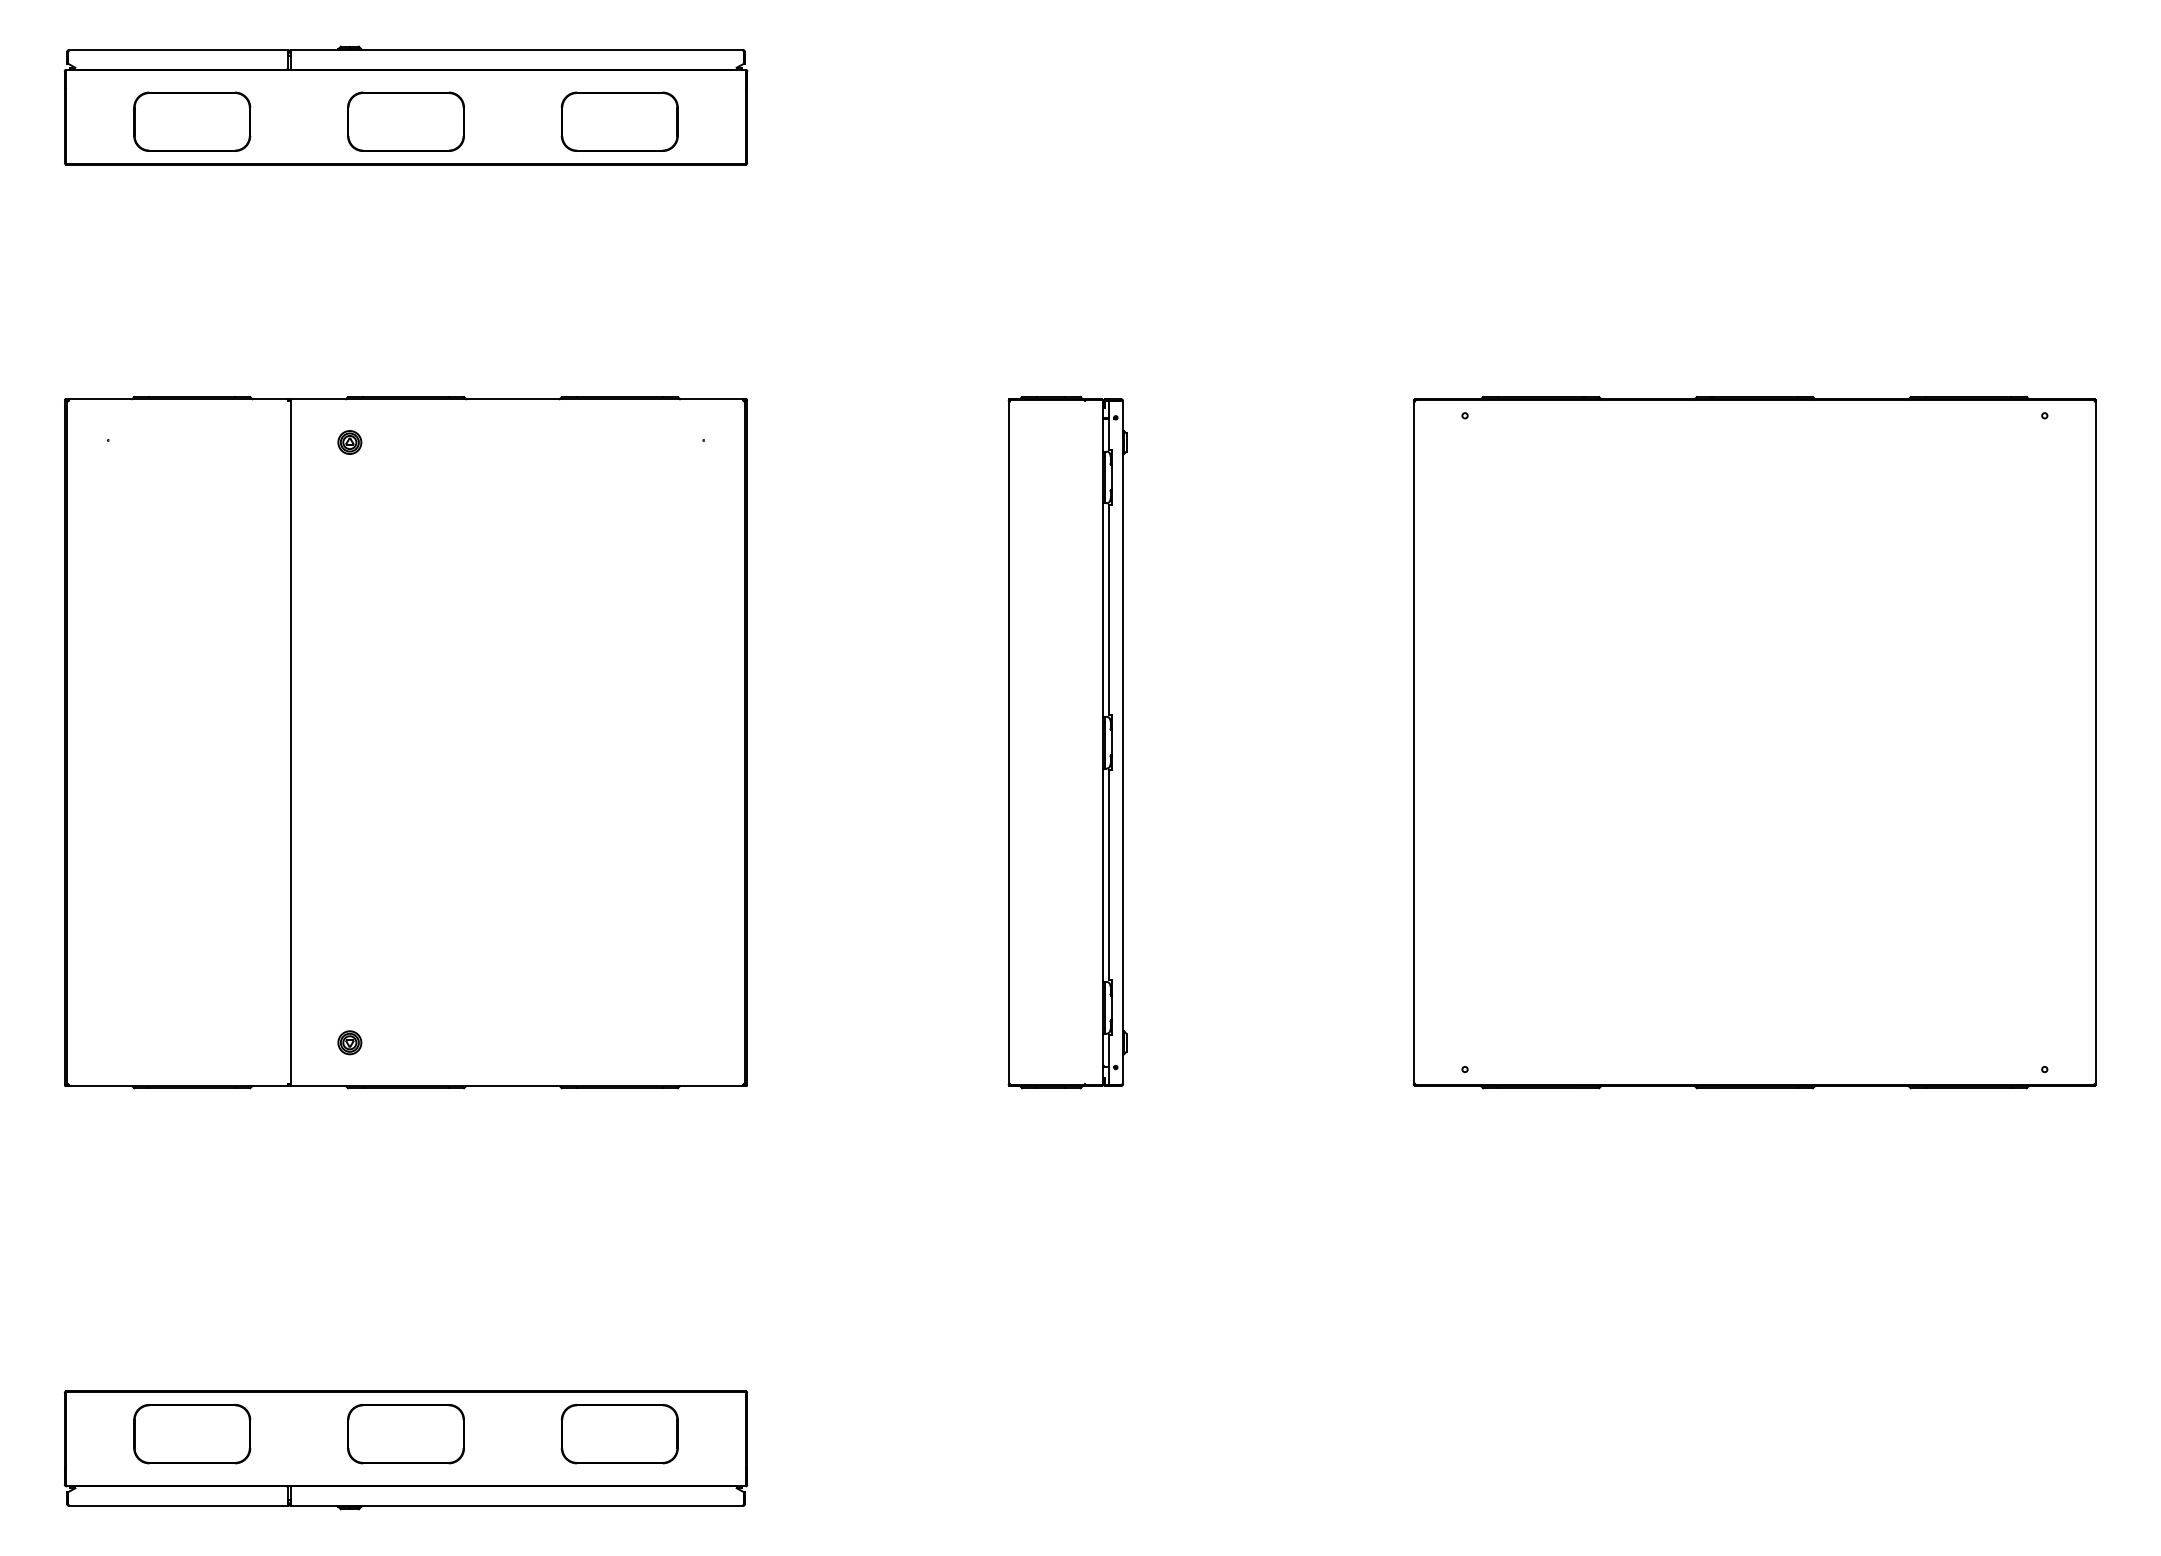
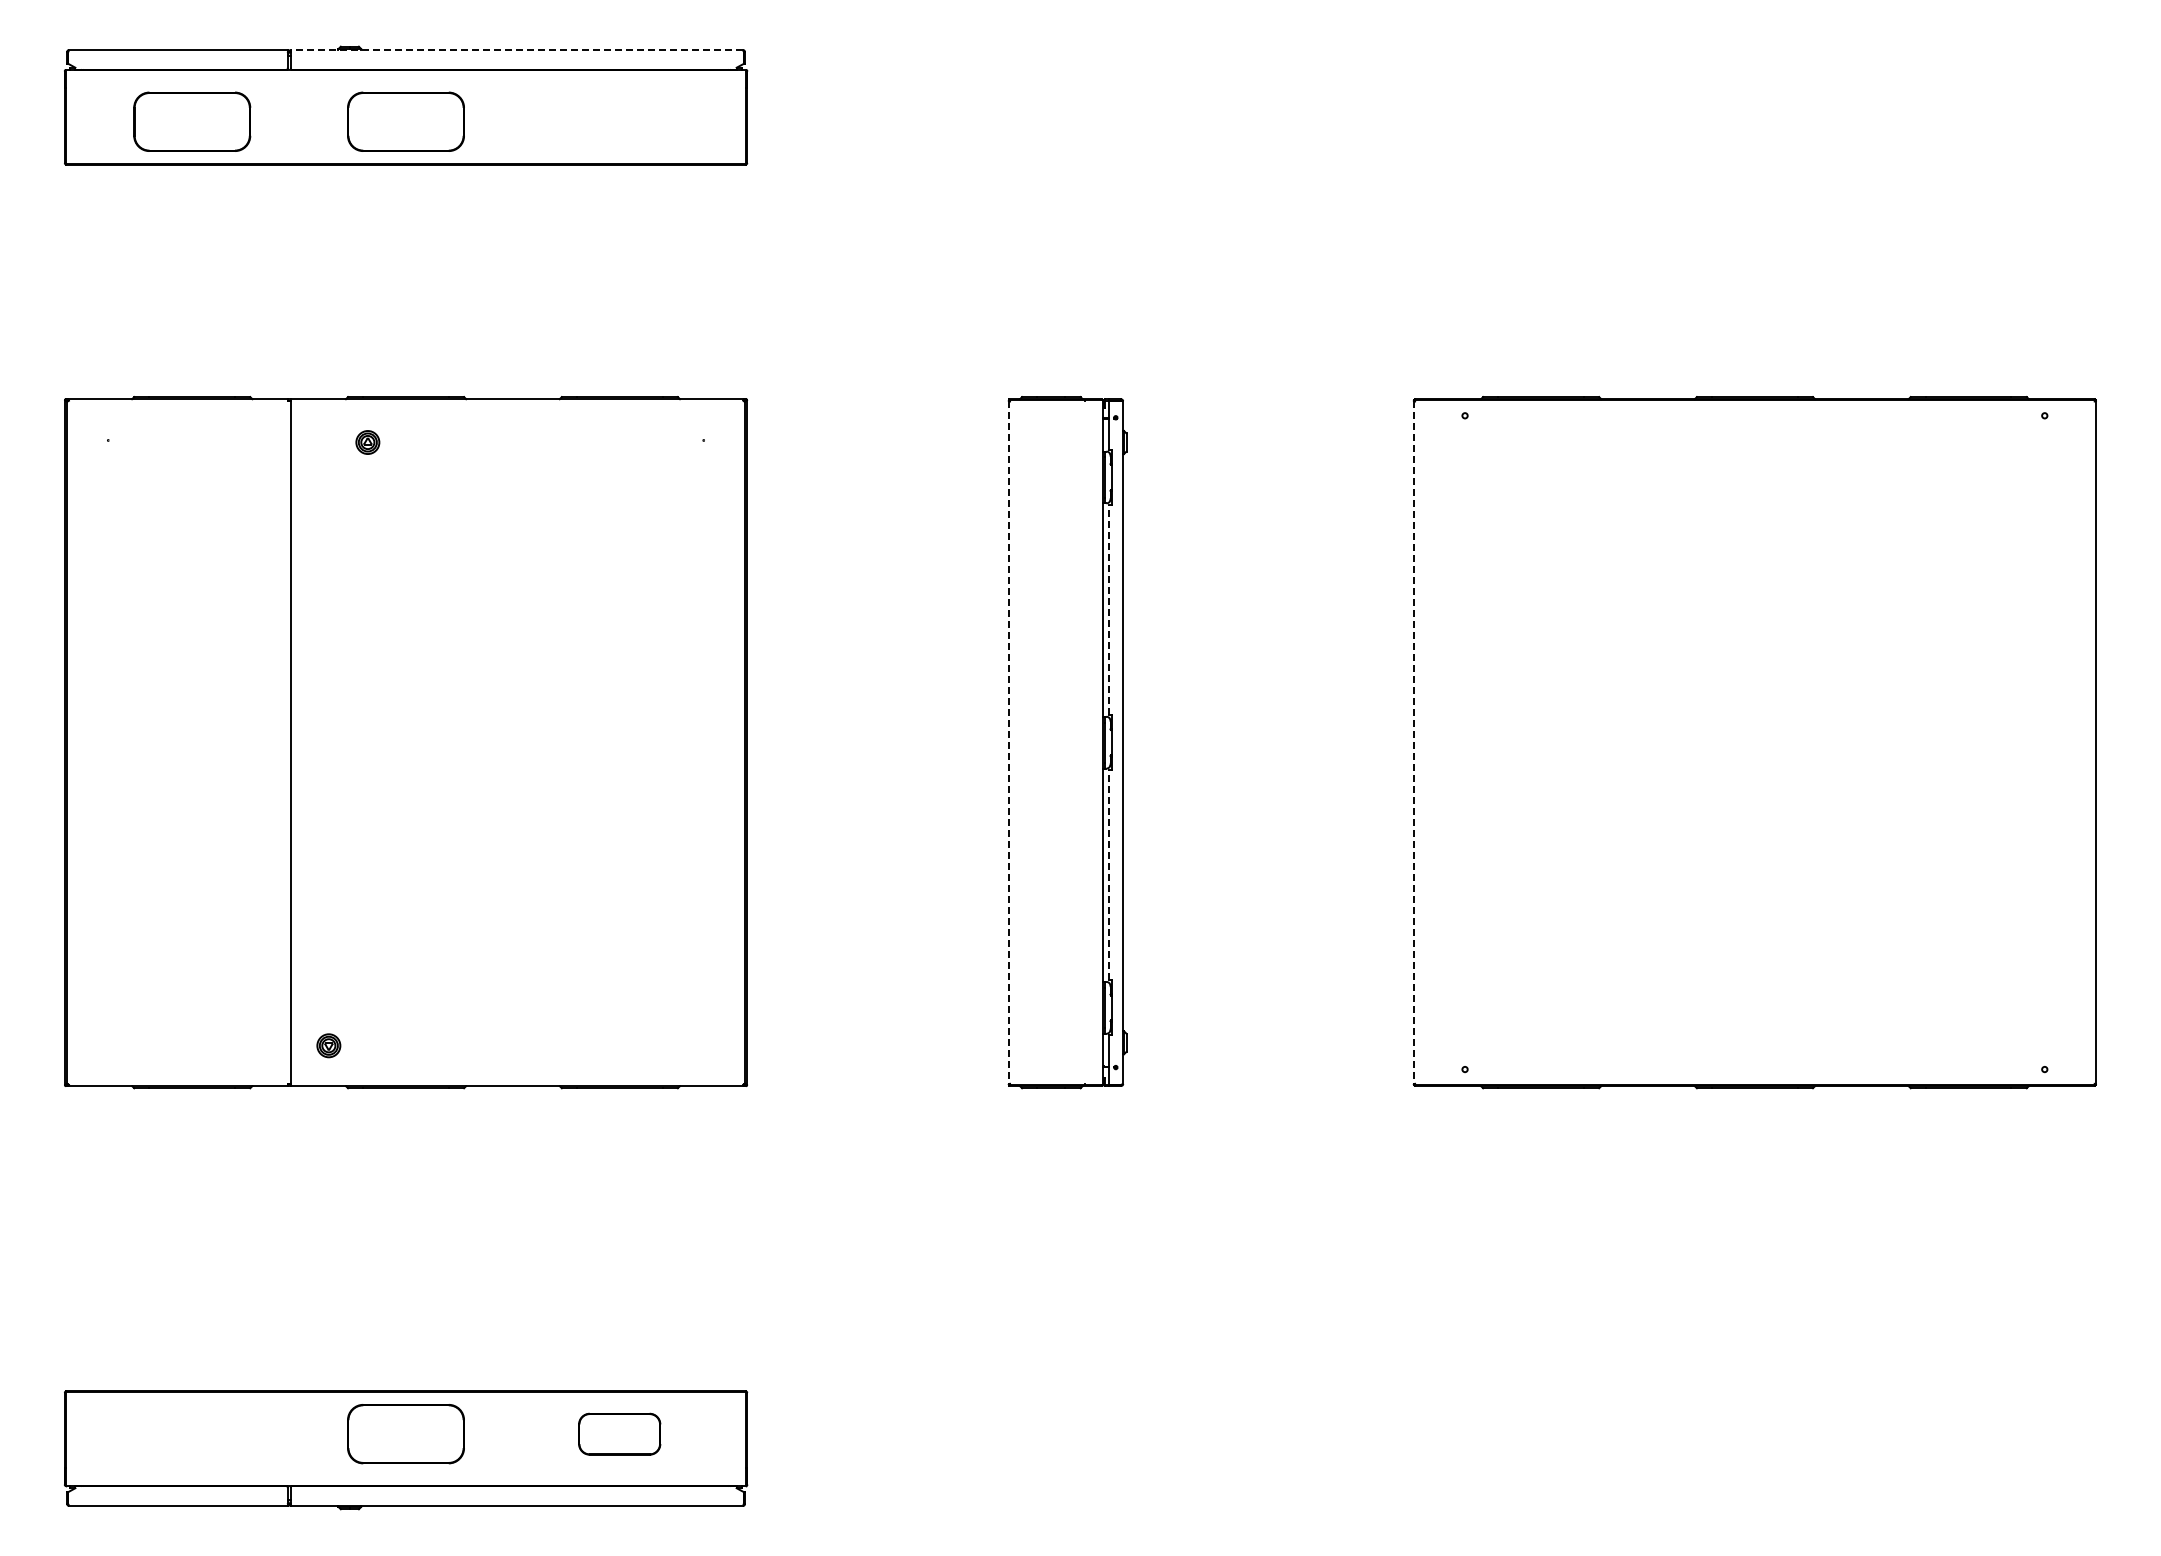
line: solid -> dashed (516, 49)
part: present -> none (619, 121)
part position: (349, 442) -> (367, 442) (367, 442)
line: solid -> dashed (1109, 609)
line: solid -> dashed (1008, 743)
line: solid -> dashed (1413, 743)
line: solid -> dashed (1109, 874)
part position: (349, 1042) -> (328, 1045) (328, 1045)
part: present -> none (192, 1434)
part size: 119x61 px -> 84x44 px (619, 1433)
